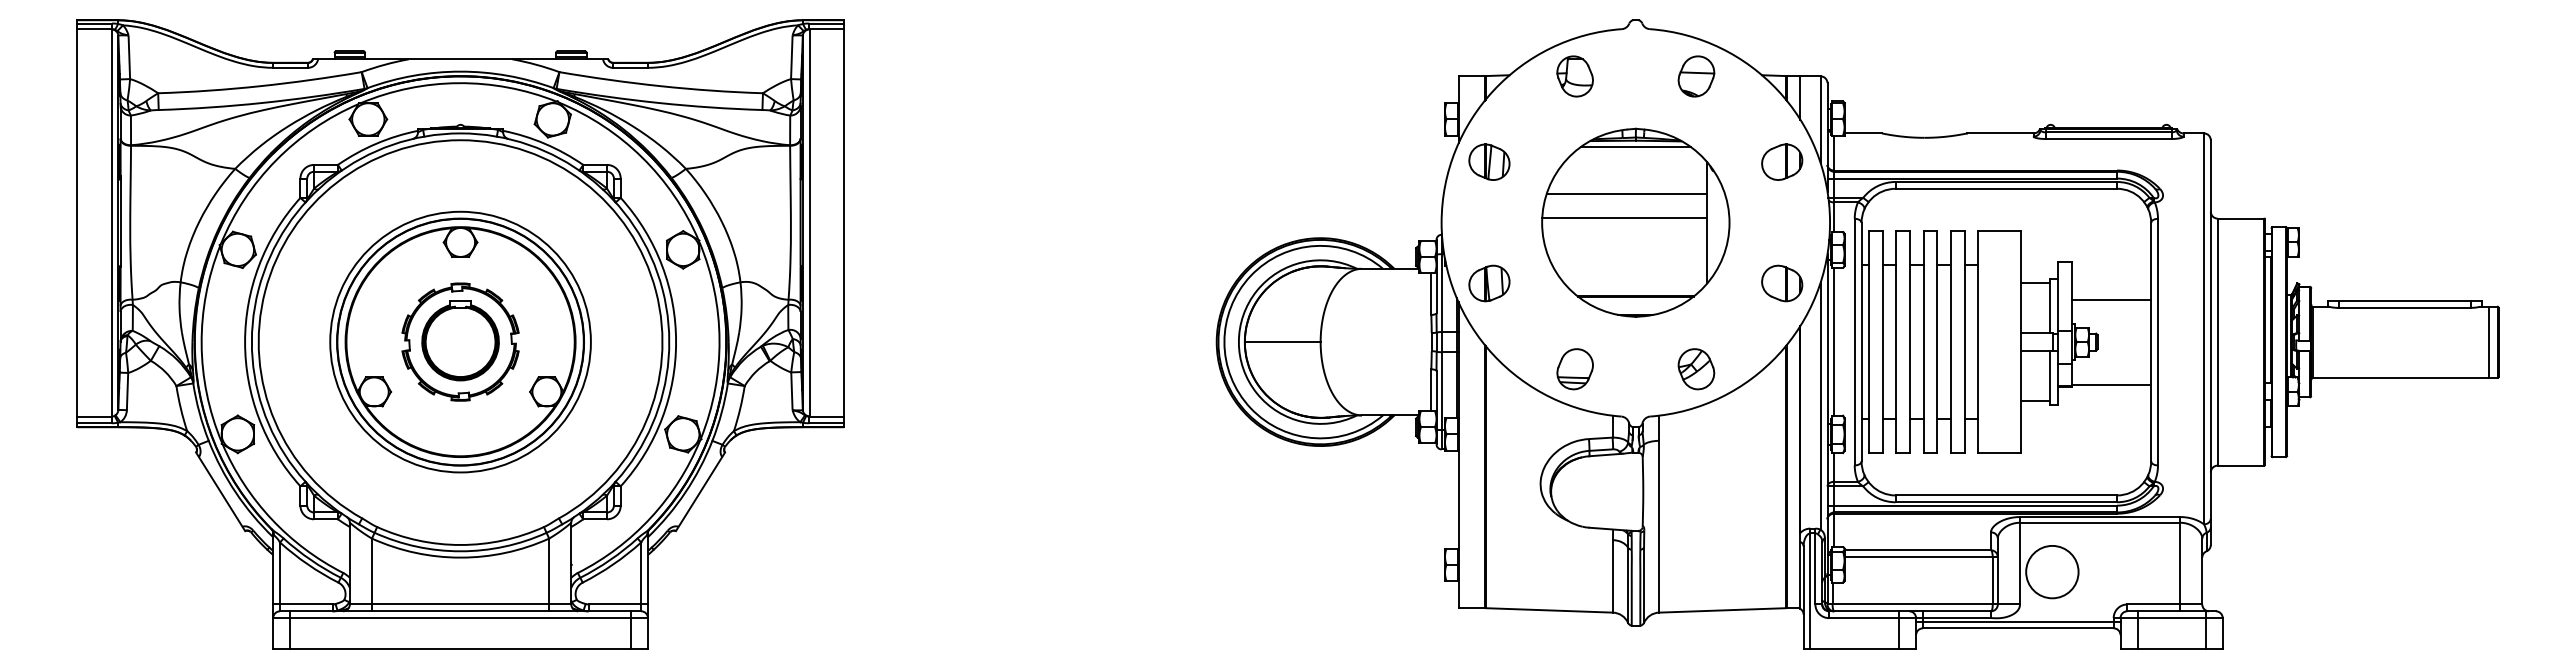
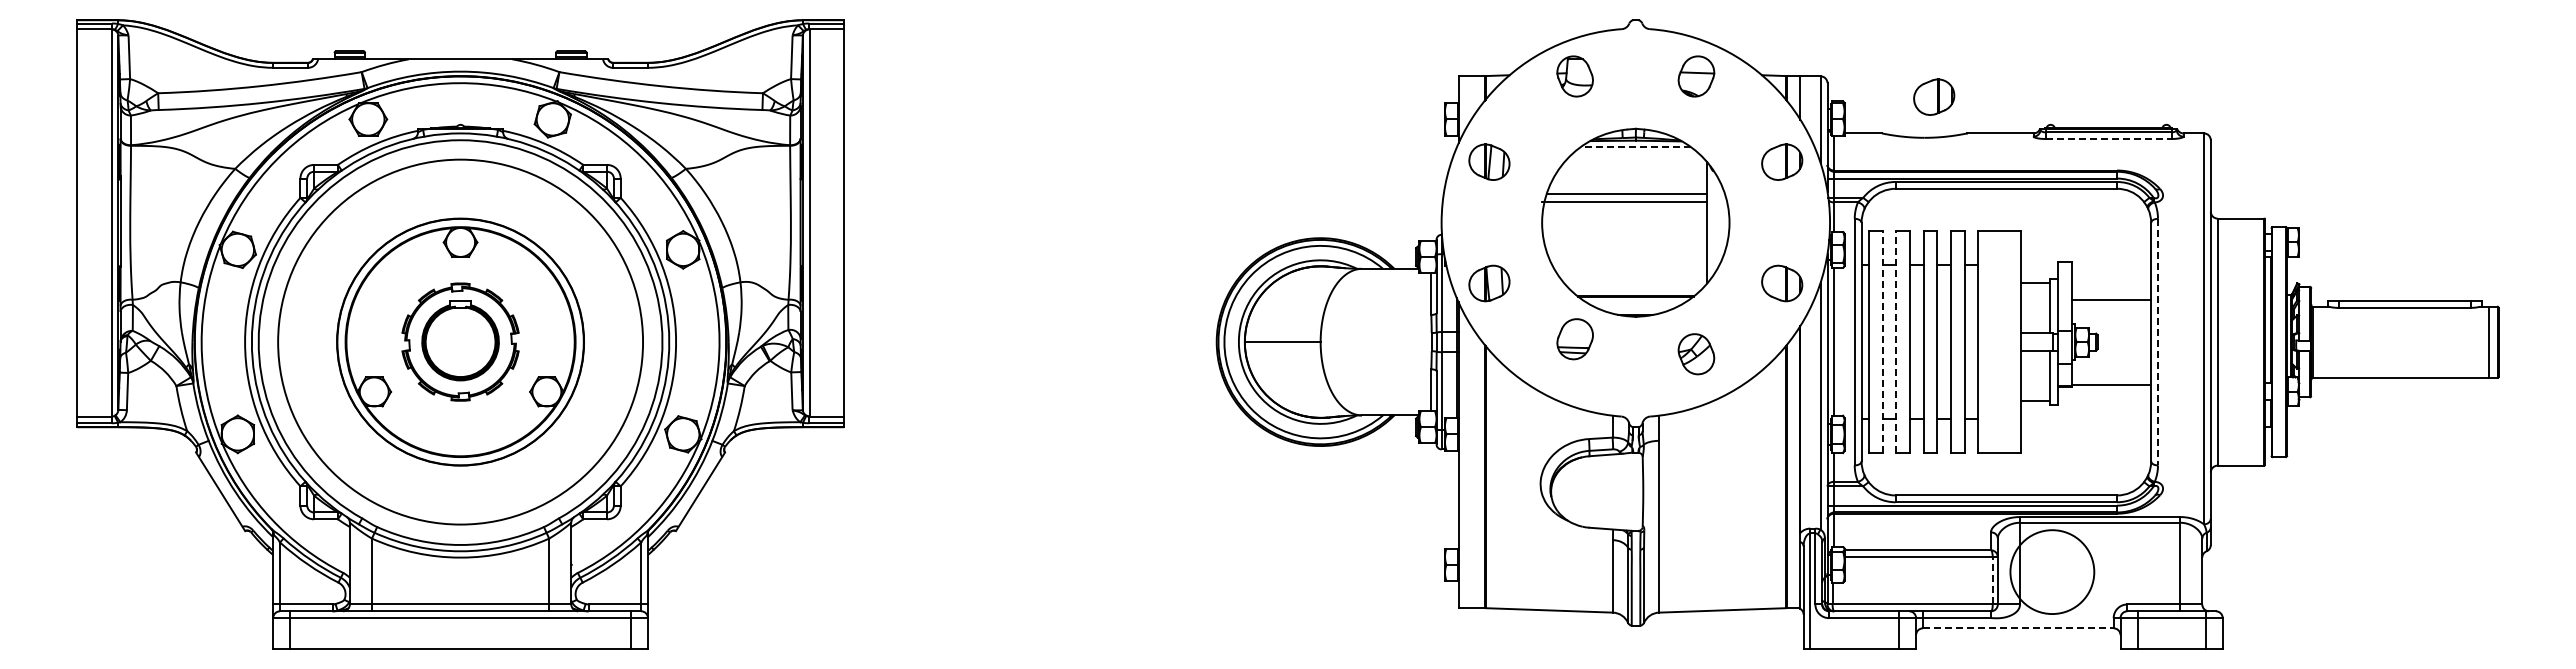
part: none -> present (1934, 96)
line: solid -> dashed (2109, 139)
line: solid -> dashed (1635, 147)
line position: (1624, 218) -> (1624, 202) (1624, 202)
circle diameter: 261 px -> 365 px (460, 341)
line: solid -> dashed (1882, 342)
line: solid -> dashed (1896, 342)
line: solid -> dashed (2157, 342)
part position: (1574, 369) -> (1574, 339) (1574, 339)
part position: (1696, 369) -> (1696, 354) (1696, 354)
circle diameter: 52 px -> 84 px (2052, 572)
line: solid -> dashed (1992, 580)
line: present -> none (2018, 621)
line: solid -> dashed (2018, 628)
